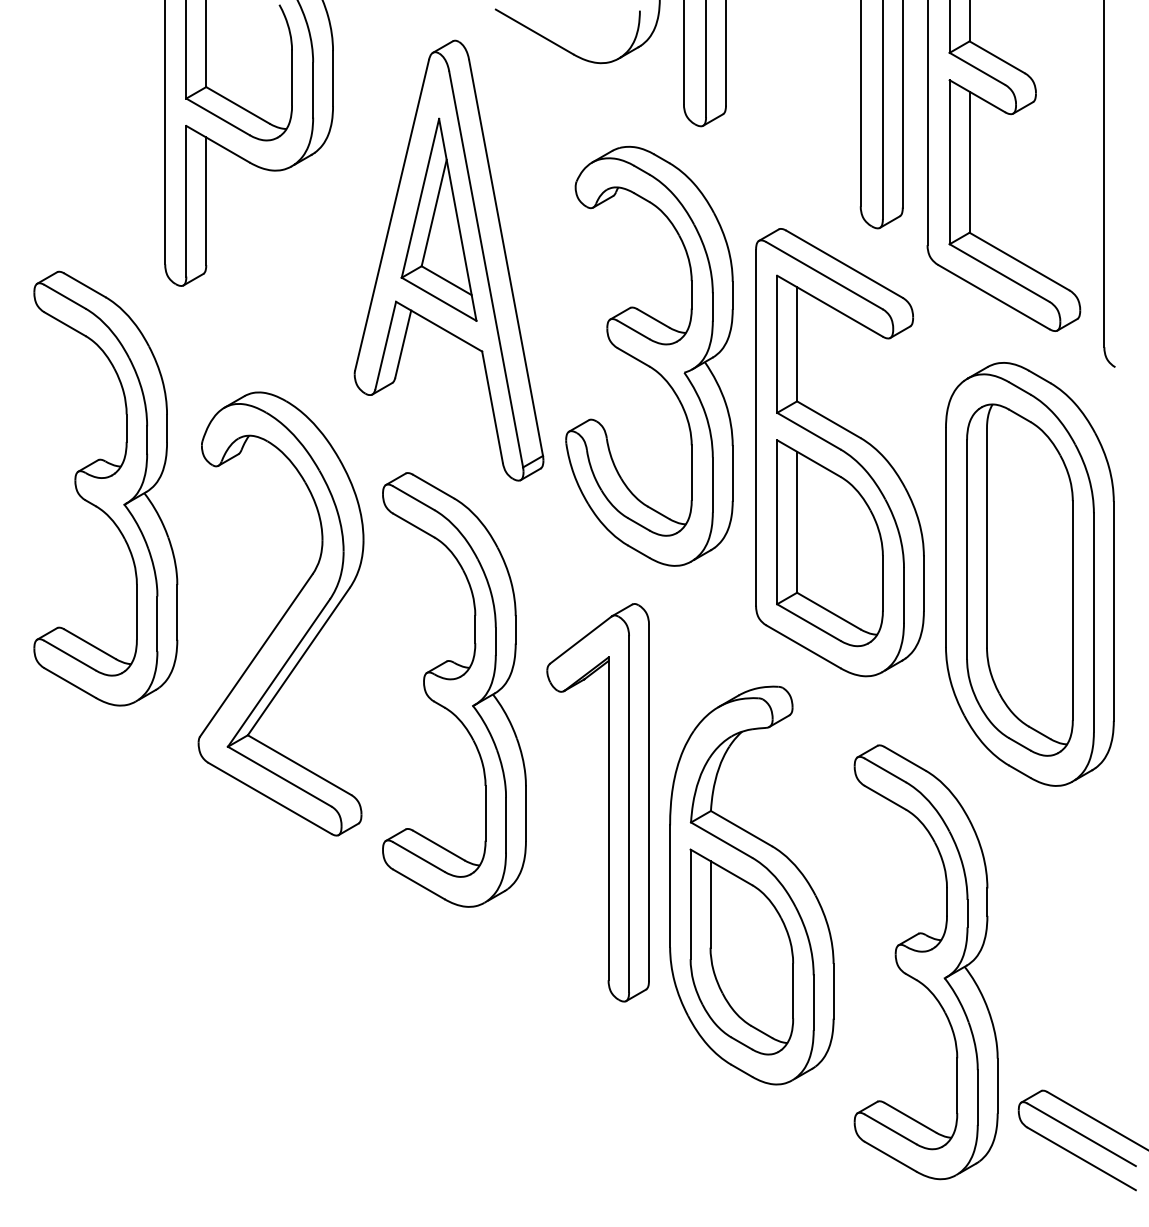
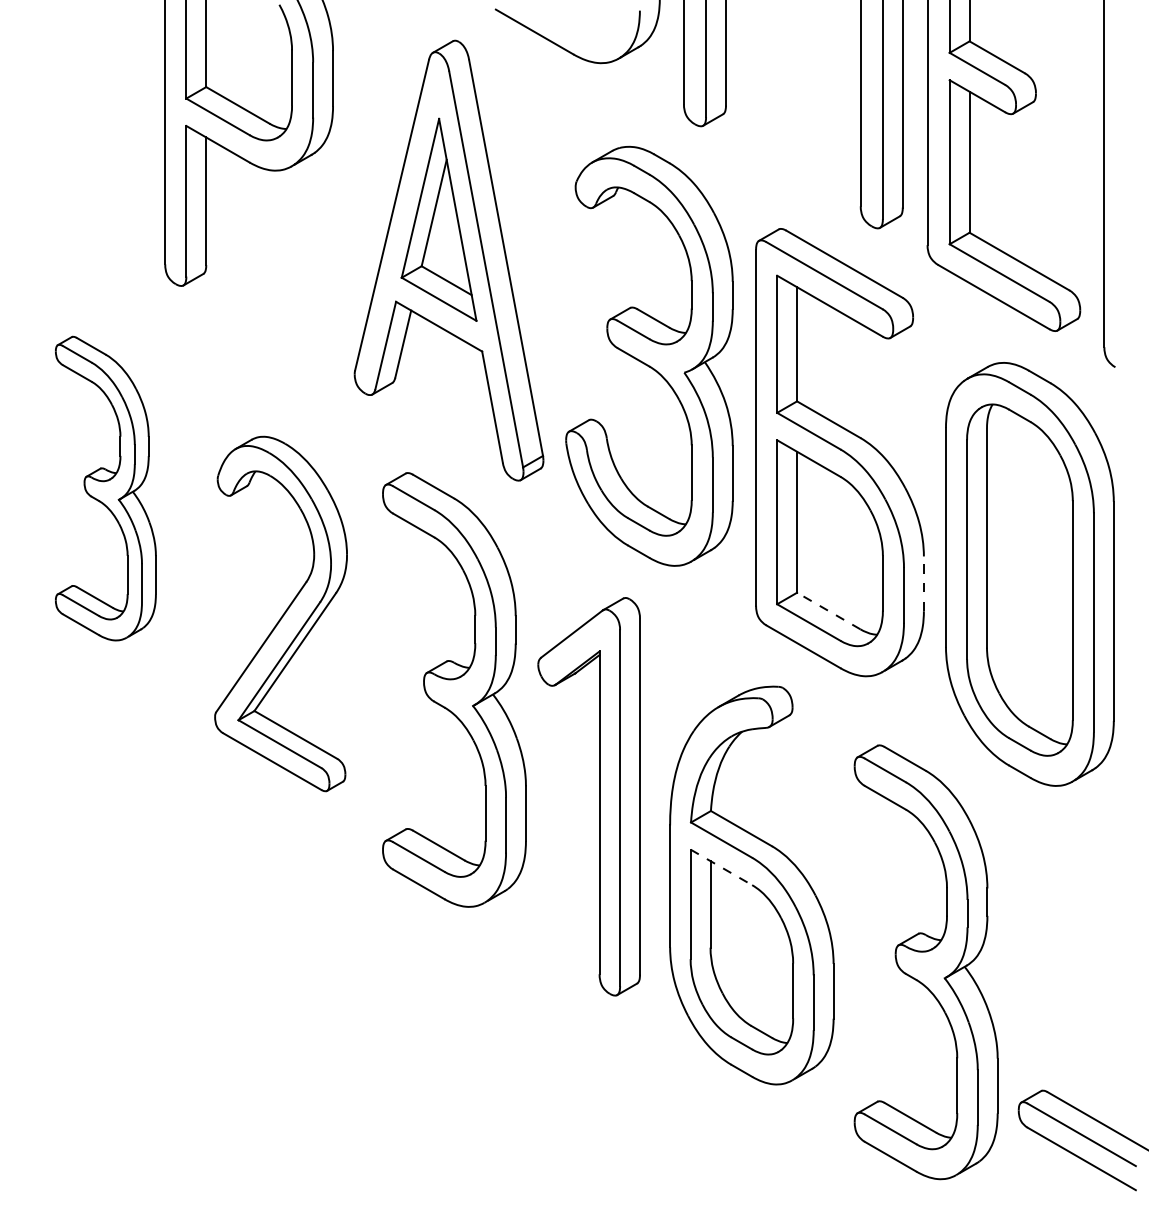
part size: 146x437 px -> 102x307 px (105, 488)
line: solid -> dashed (923, 583)
line: solid -> dashed (828, 611)
part size: 168x446 px -> 134x358 px (280, 613)
part position: (608, 802) -> (599, 796) (599, 796)
line: solid -> dashed (721, 867)
